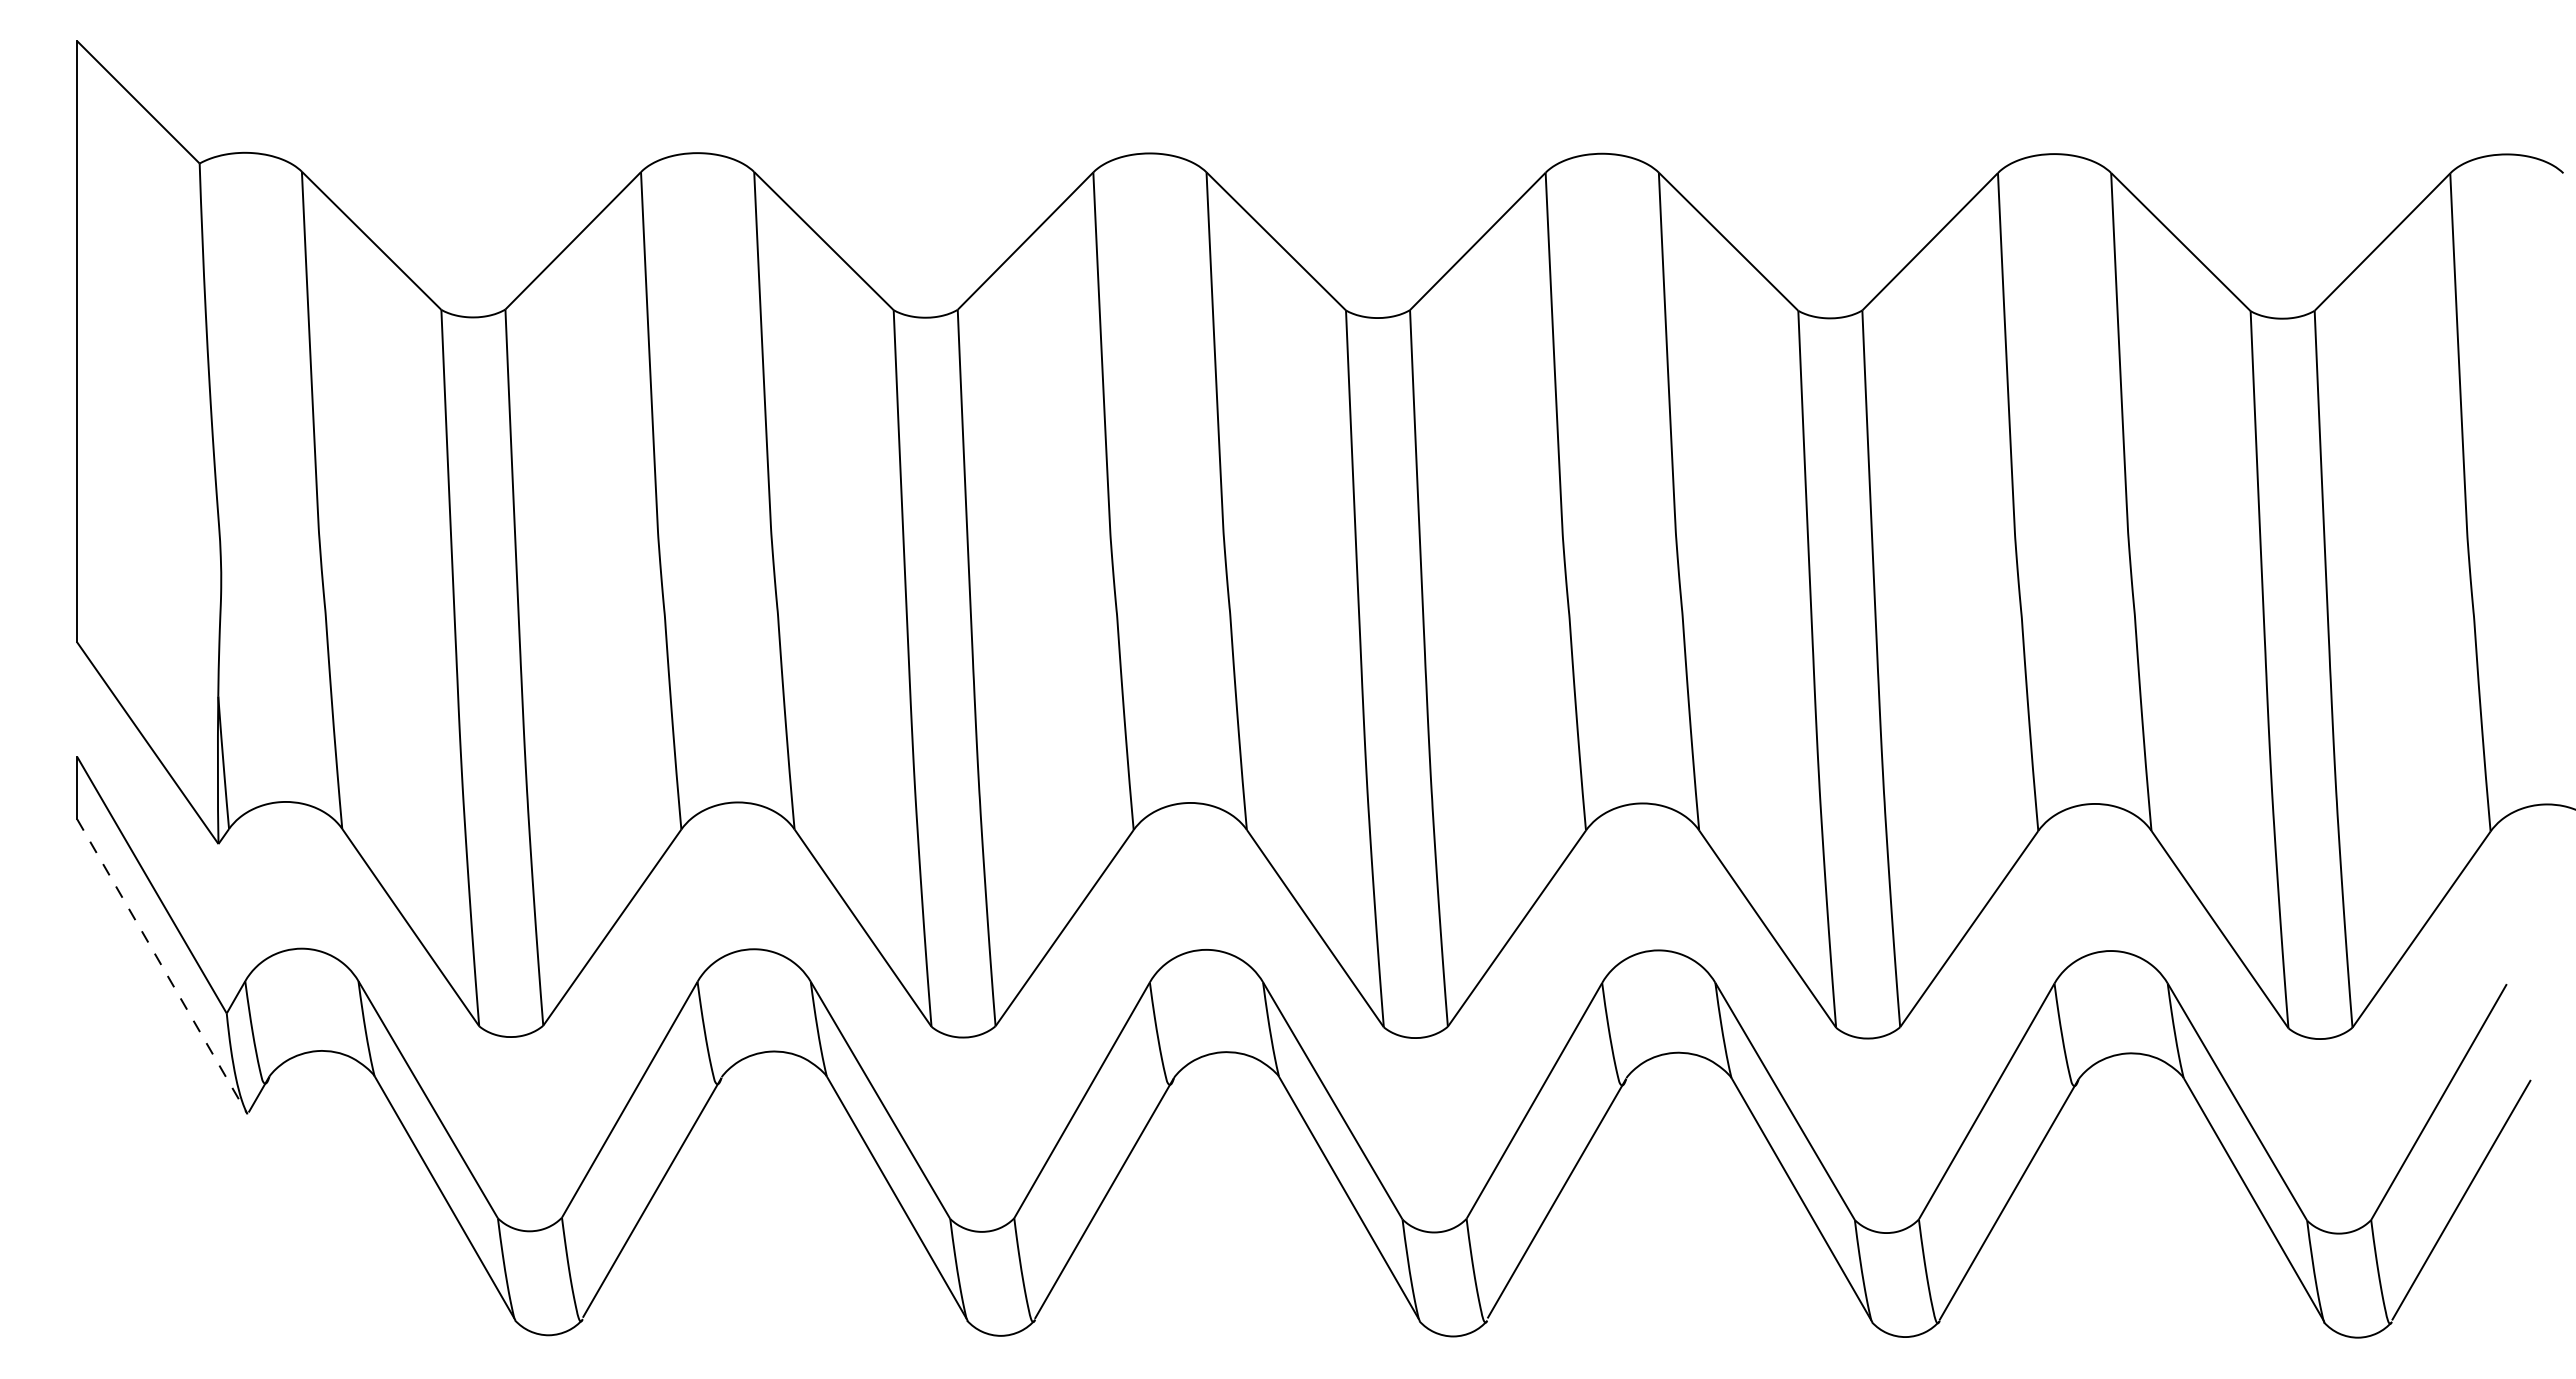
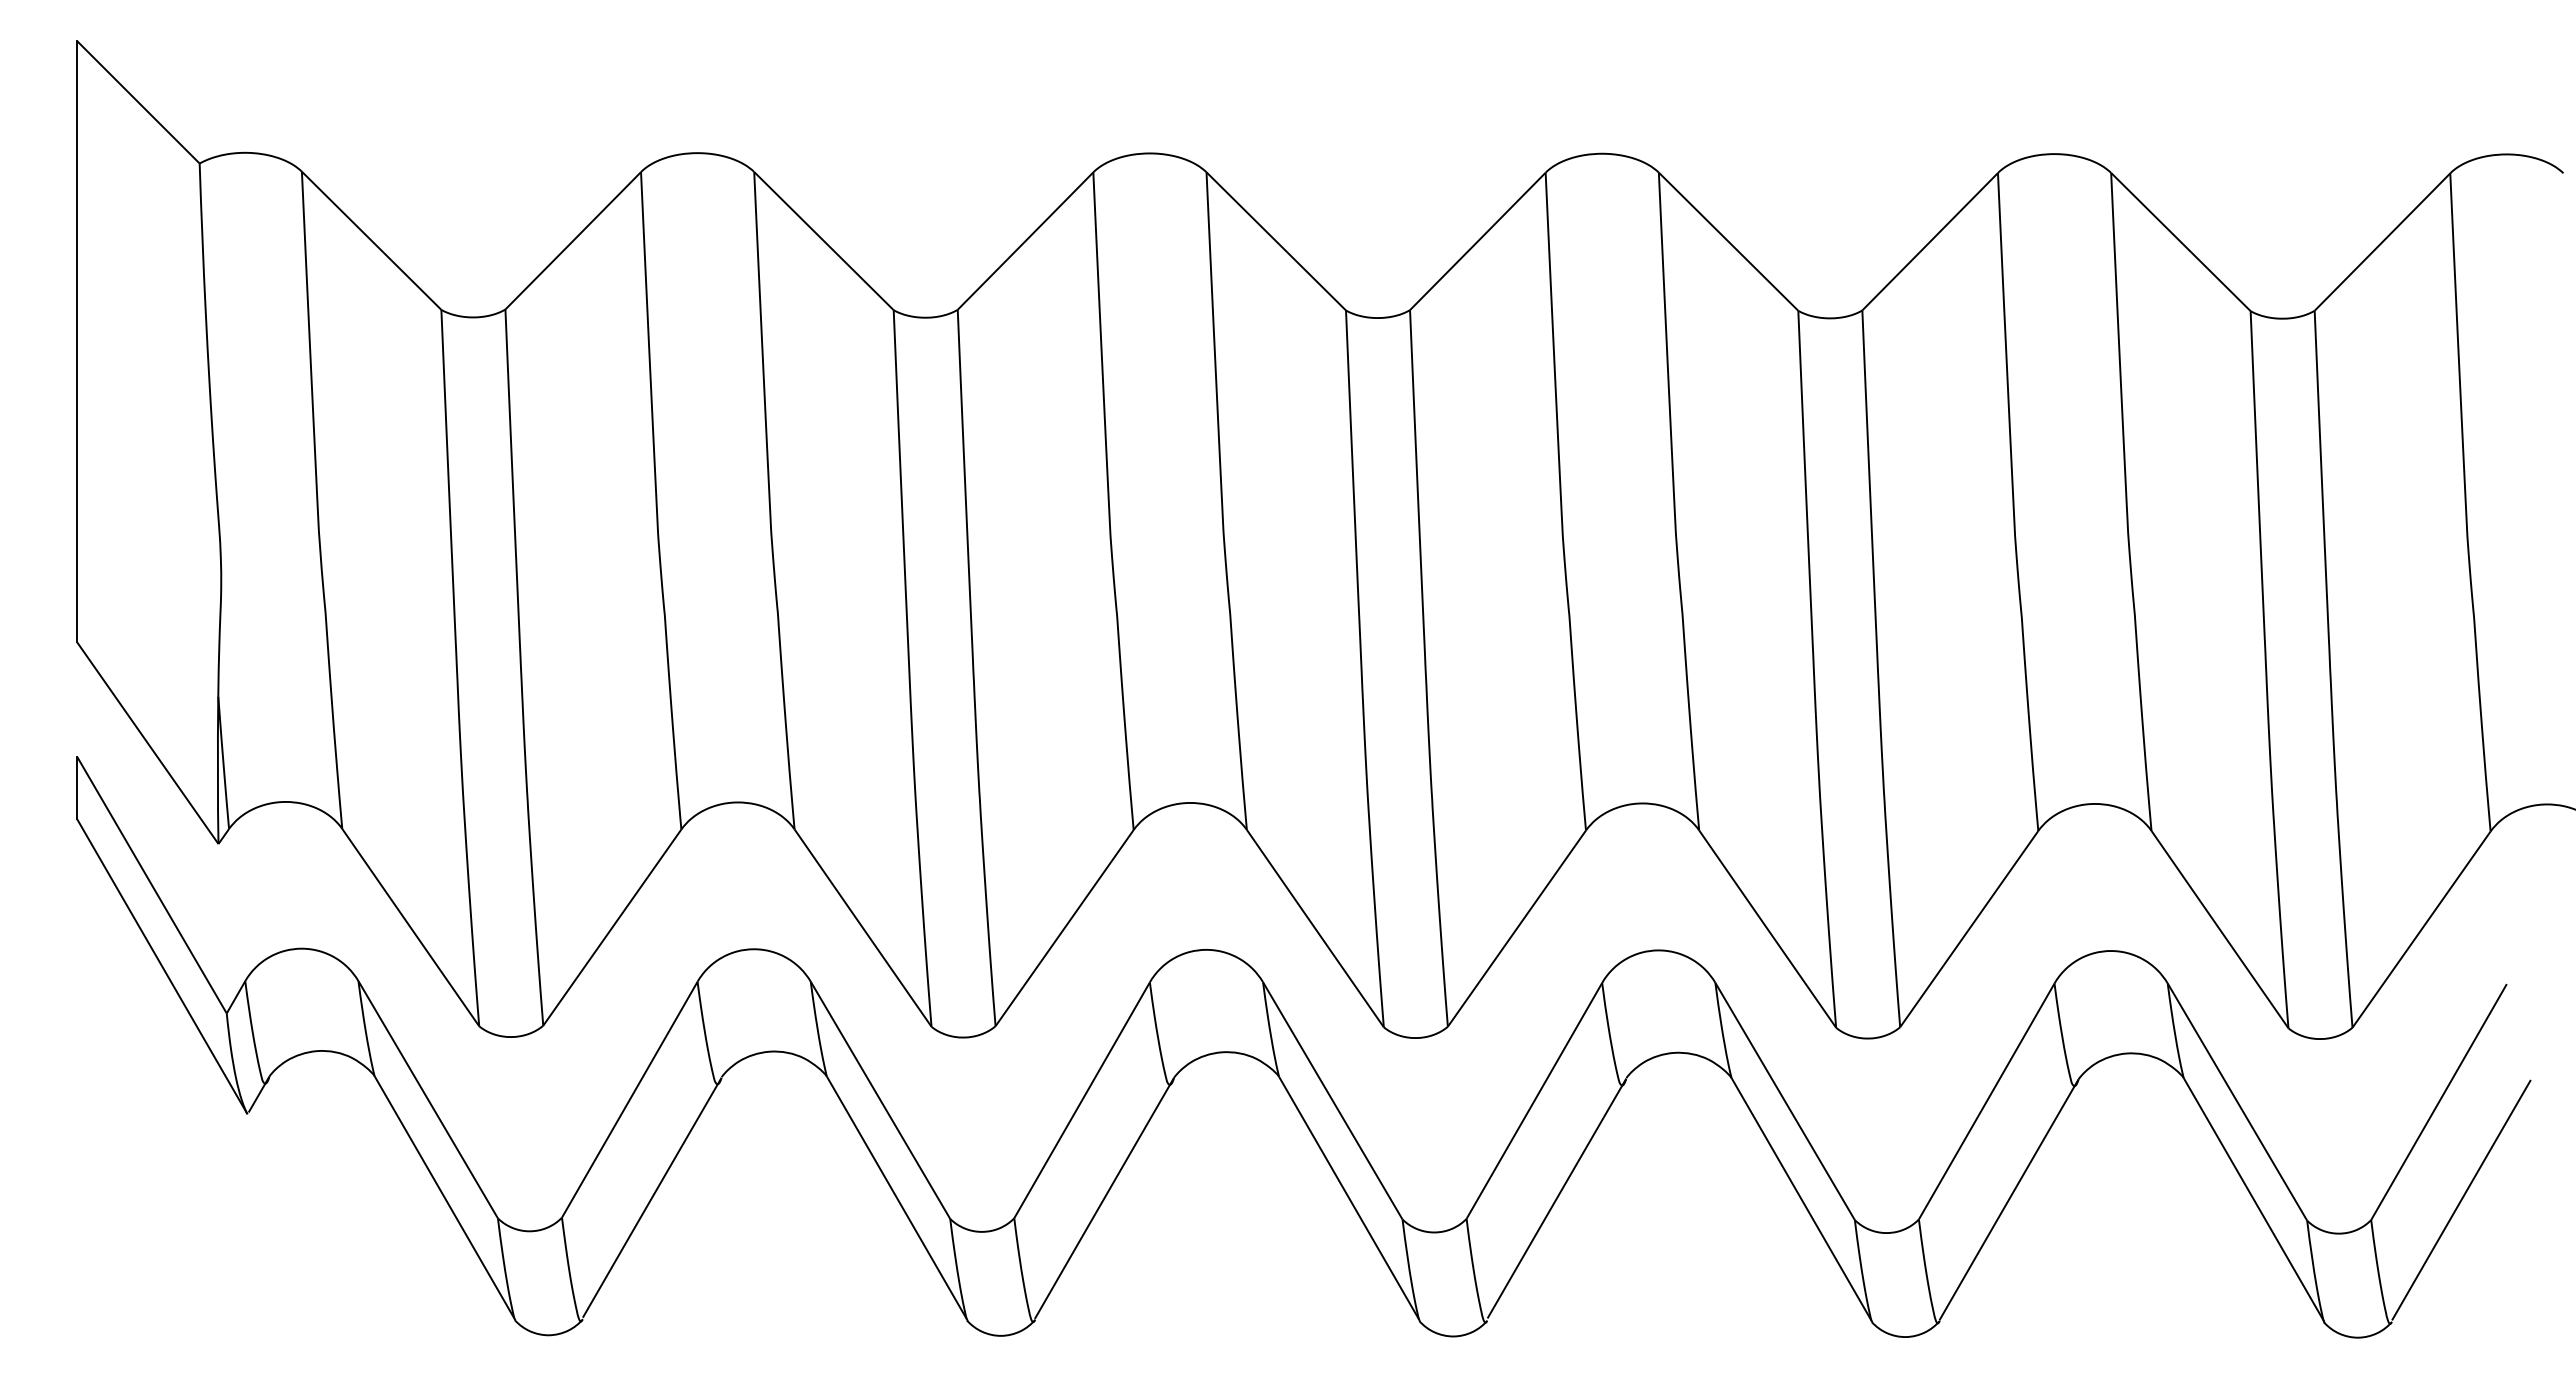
line: dashed -> solid (162, 966)
